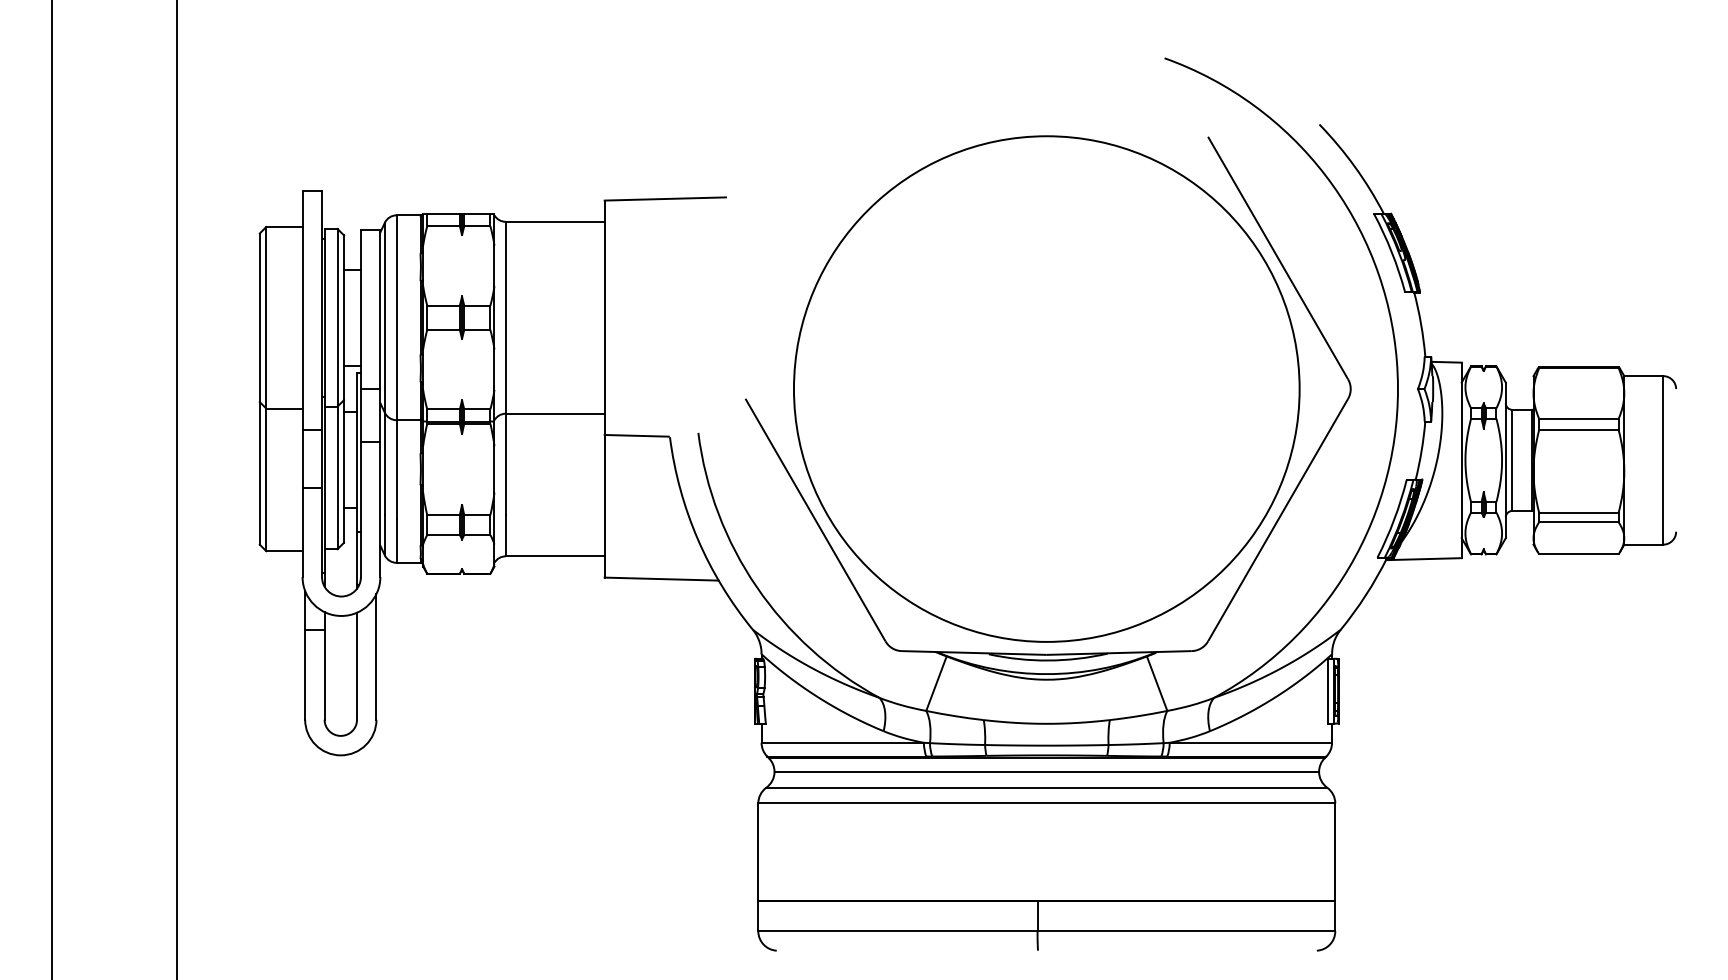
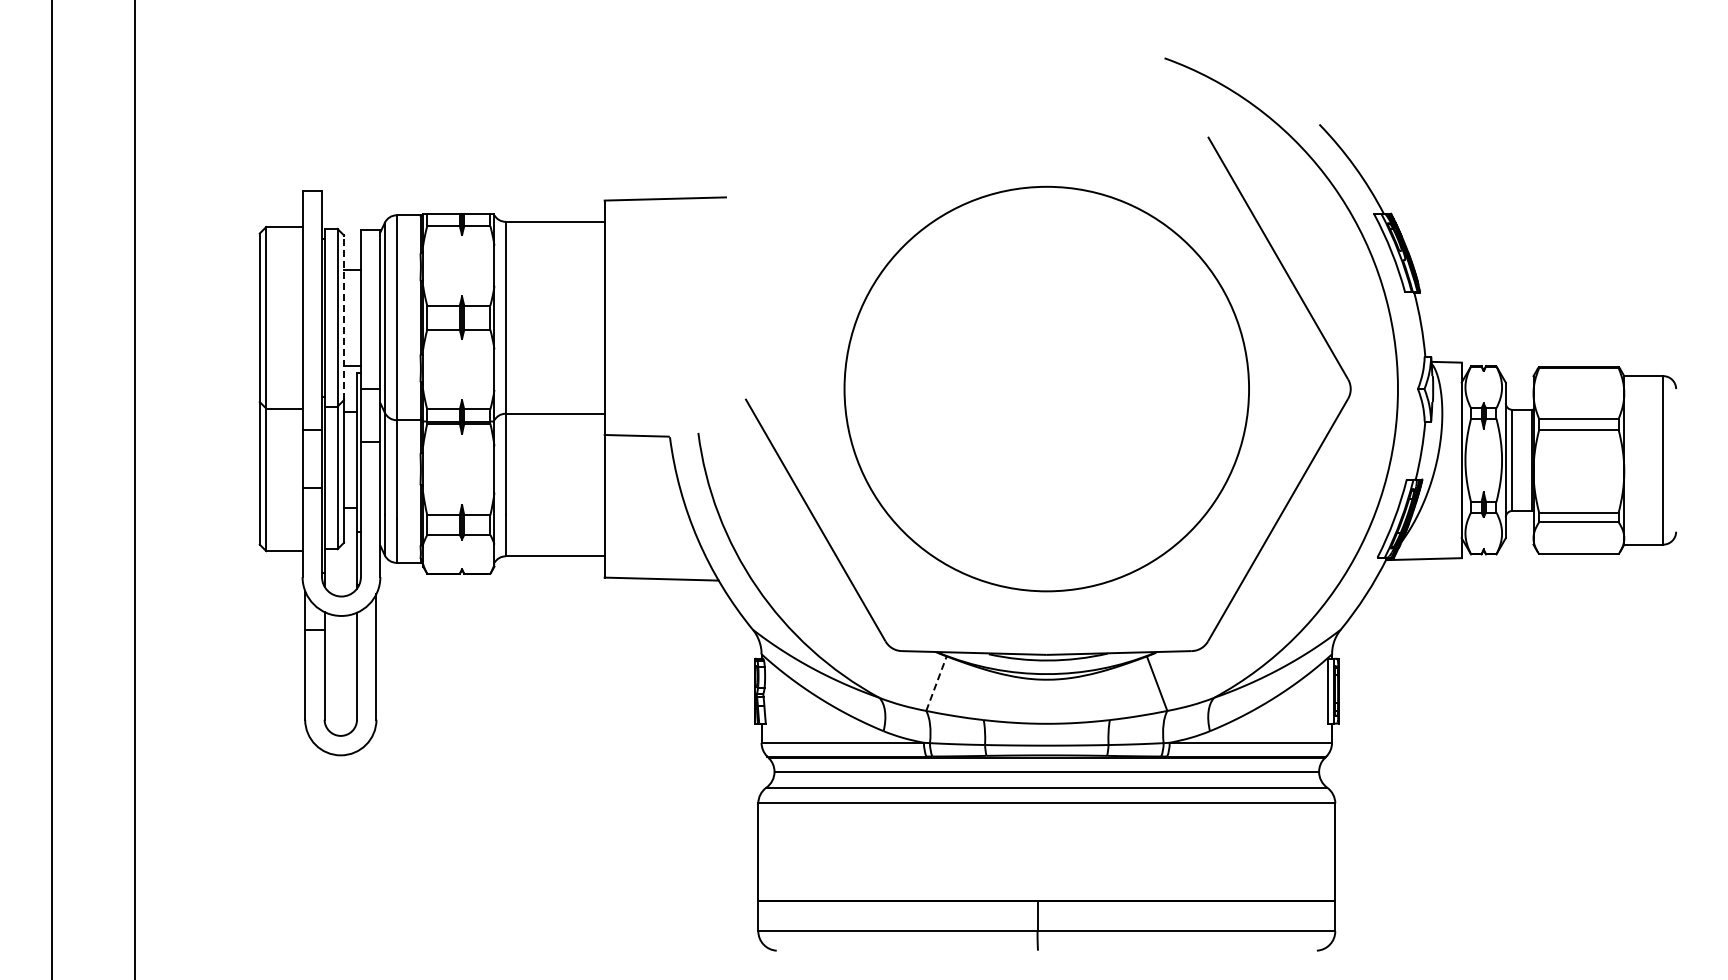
line: solid -> dashed (344, 317)
circle diameter: 506 px -> 405 px (1046, 388)
line position: (177, 489) -> (135, 489) (135, 489)
line: solid -> dashed (936, 683)
